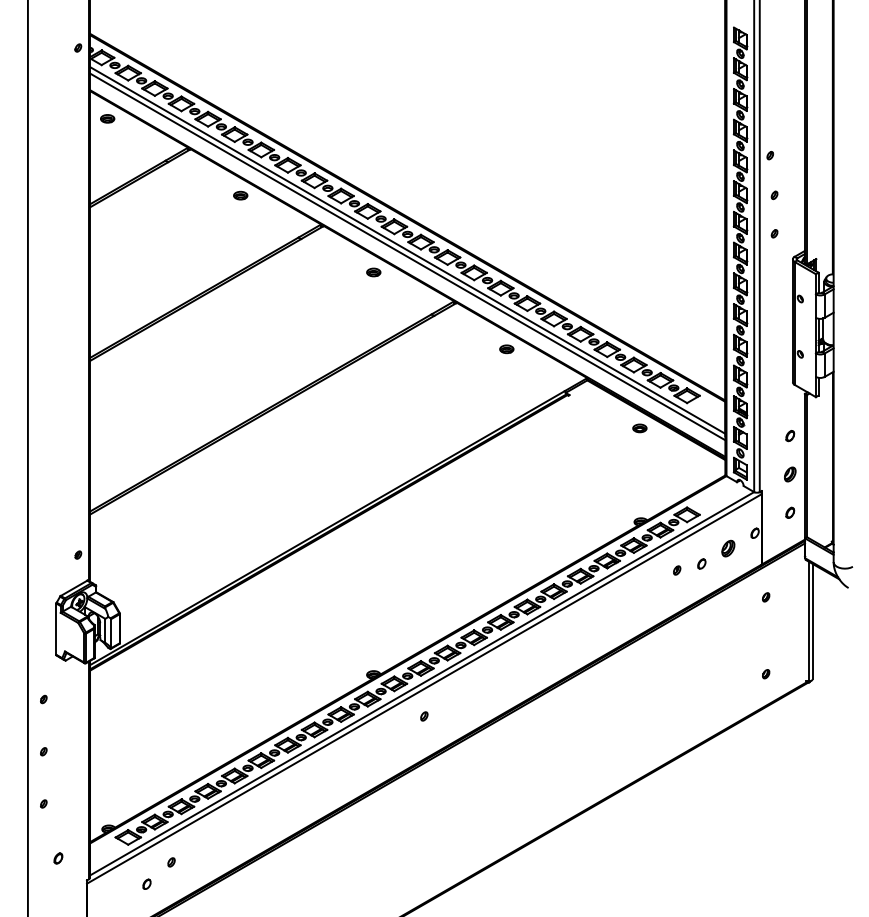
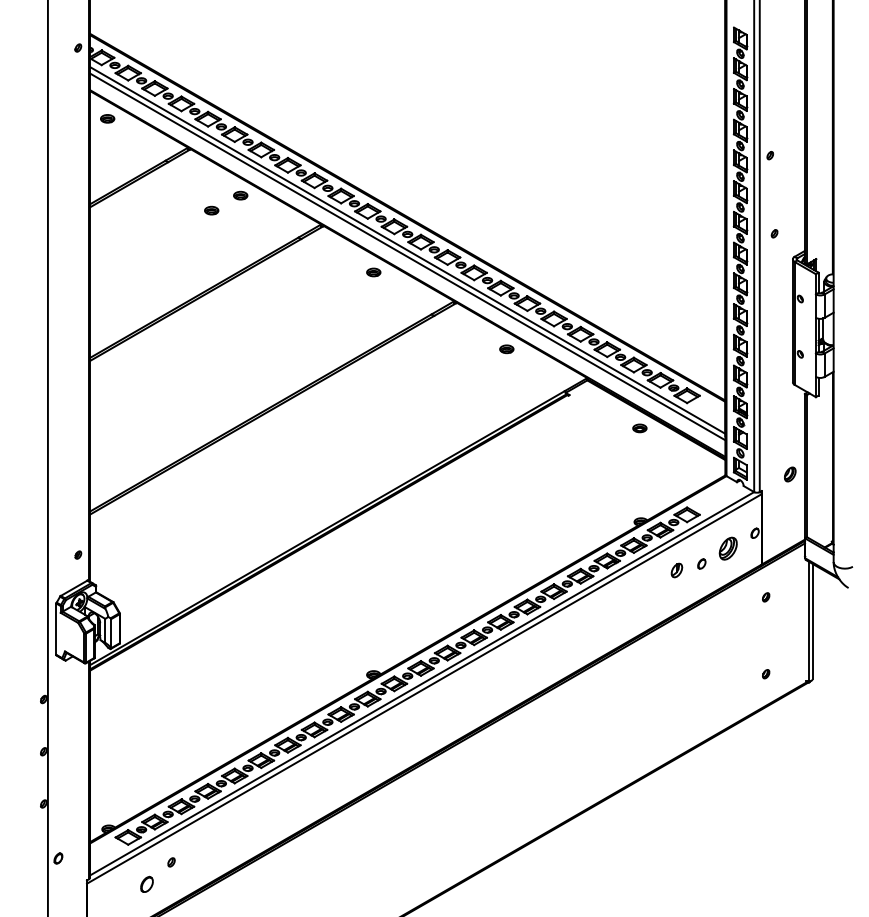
part: present -> none (774, 195)
part: none -> present (211, 210)
part: present -> none (790, 436)
line position: (27, 457) -> (47, 457) (47, 457)
part: present -> none (790, 512)
part size: 15x19 px -> 20x25 px (727, 548)
part size: 9x11 px -> 14x17 px (676, 570)
part: present -> none (424, 716)
part size: 10x12 px -> 14x18 px (146, 883)
